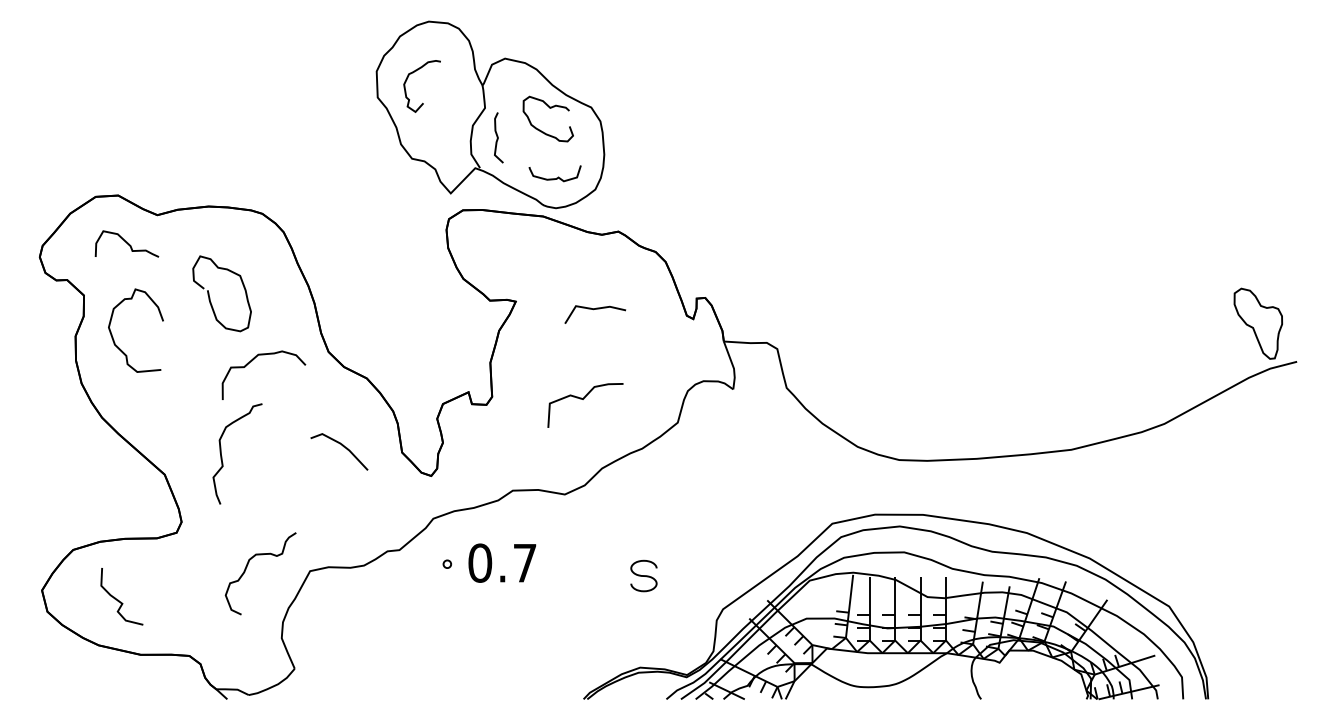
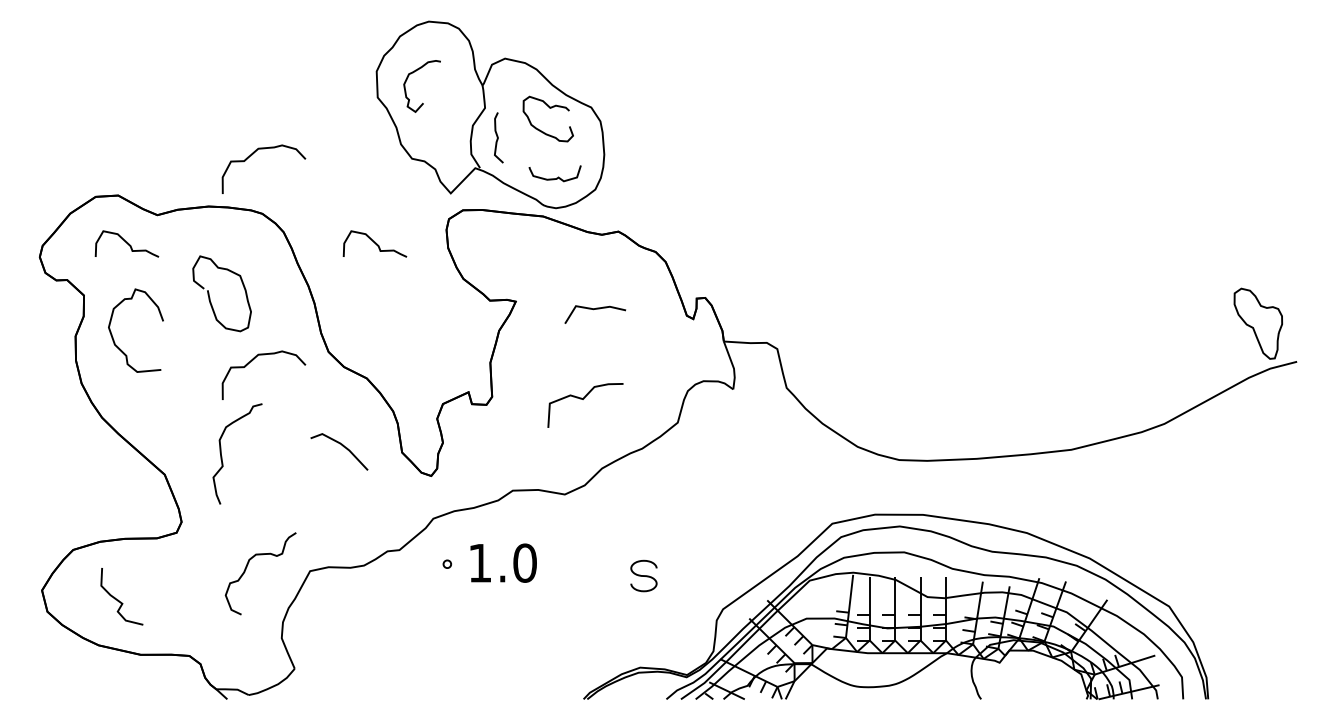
curve: none -> present (252, 155)
curve: none -> present (374, 243)
text: 0.7 -> 1.0 (502, 562)
